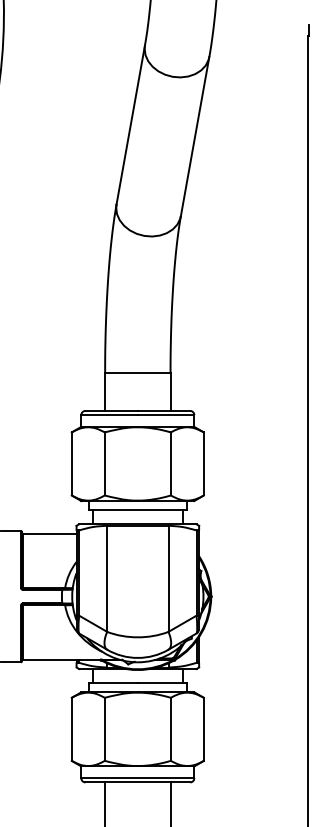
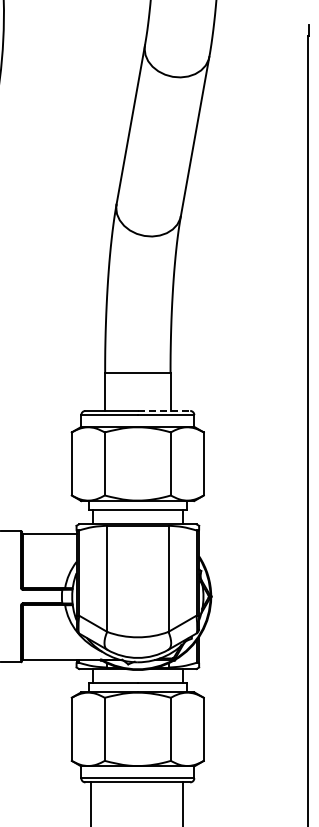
line: solid -> dashed (164, 410)
line position: (105, 802) -> (91, 802) (91, 802)
line position: (170, 802) -> (182, 802) (182, 802)
